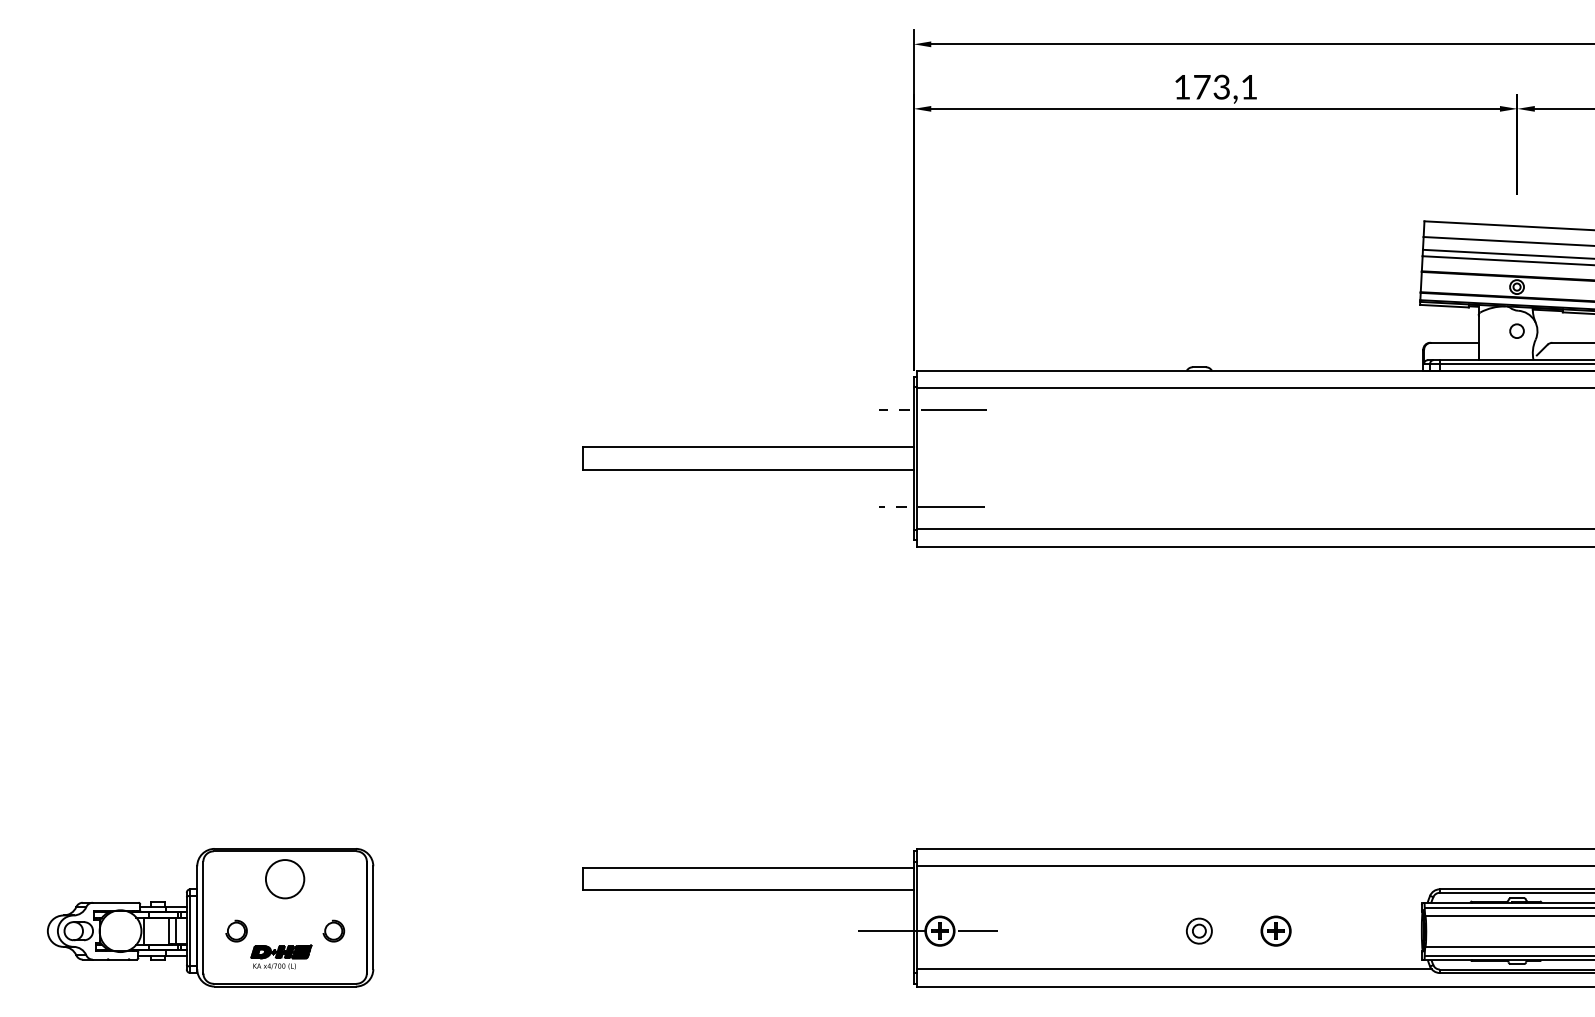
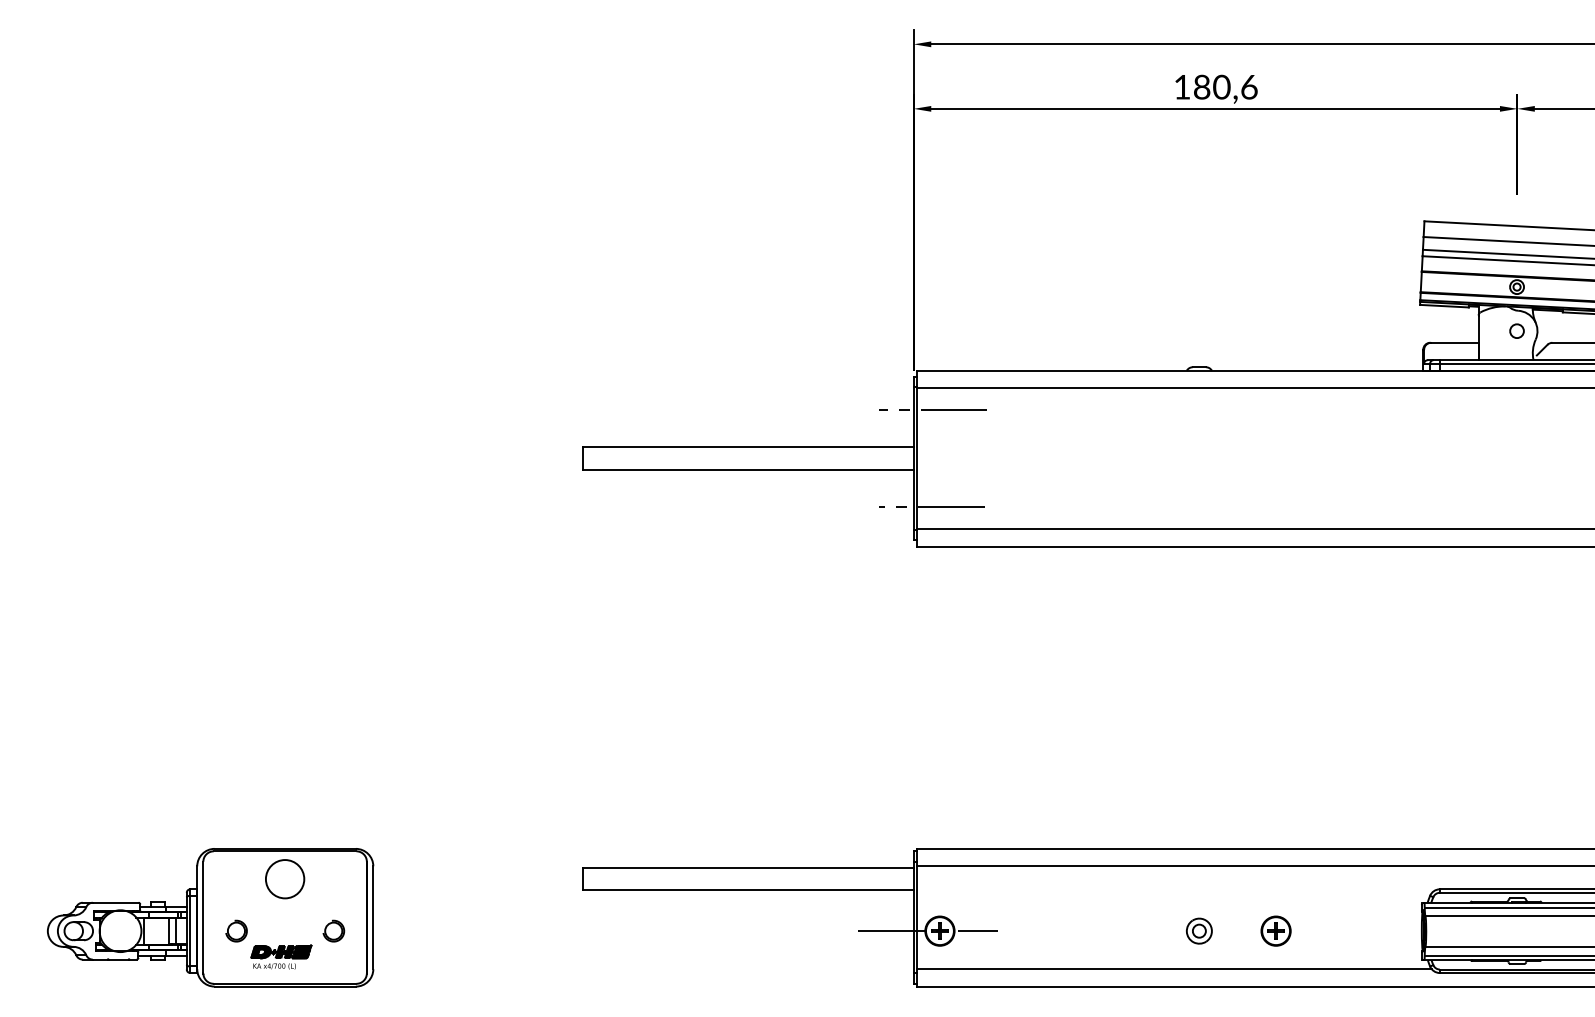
text: 173,1 -> 180,6 (1225, 86)
